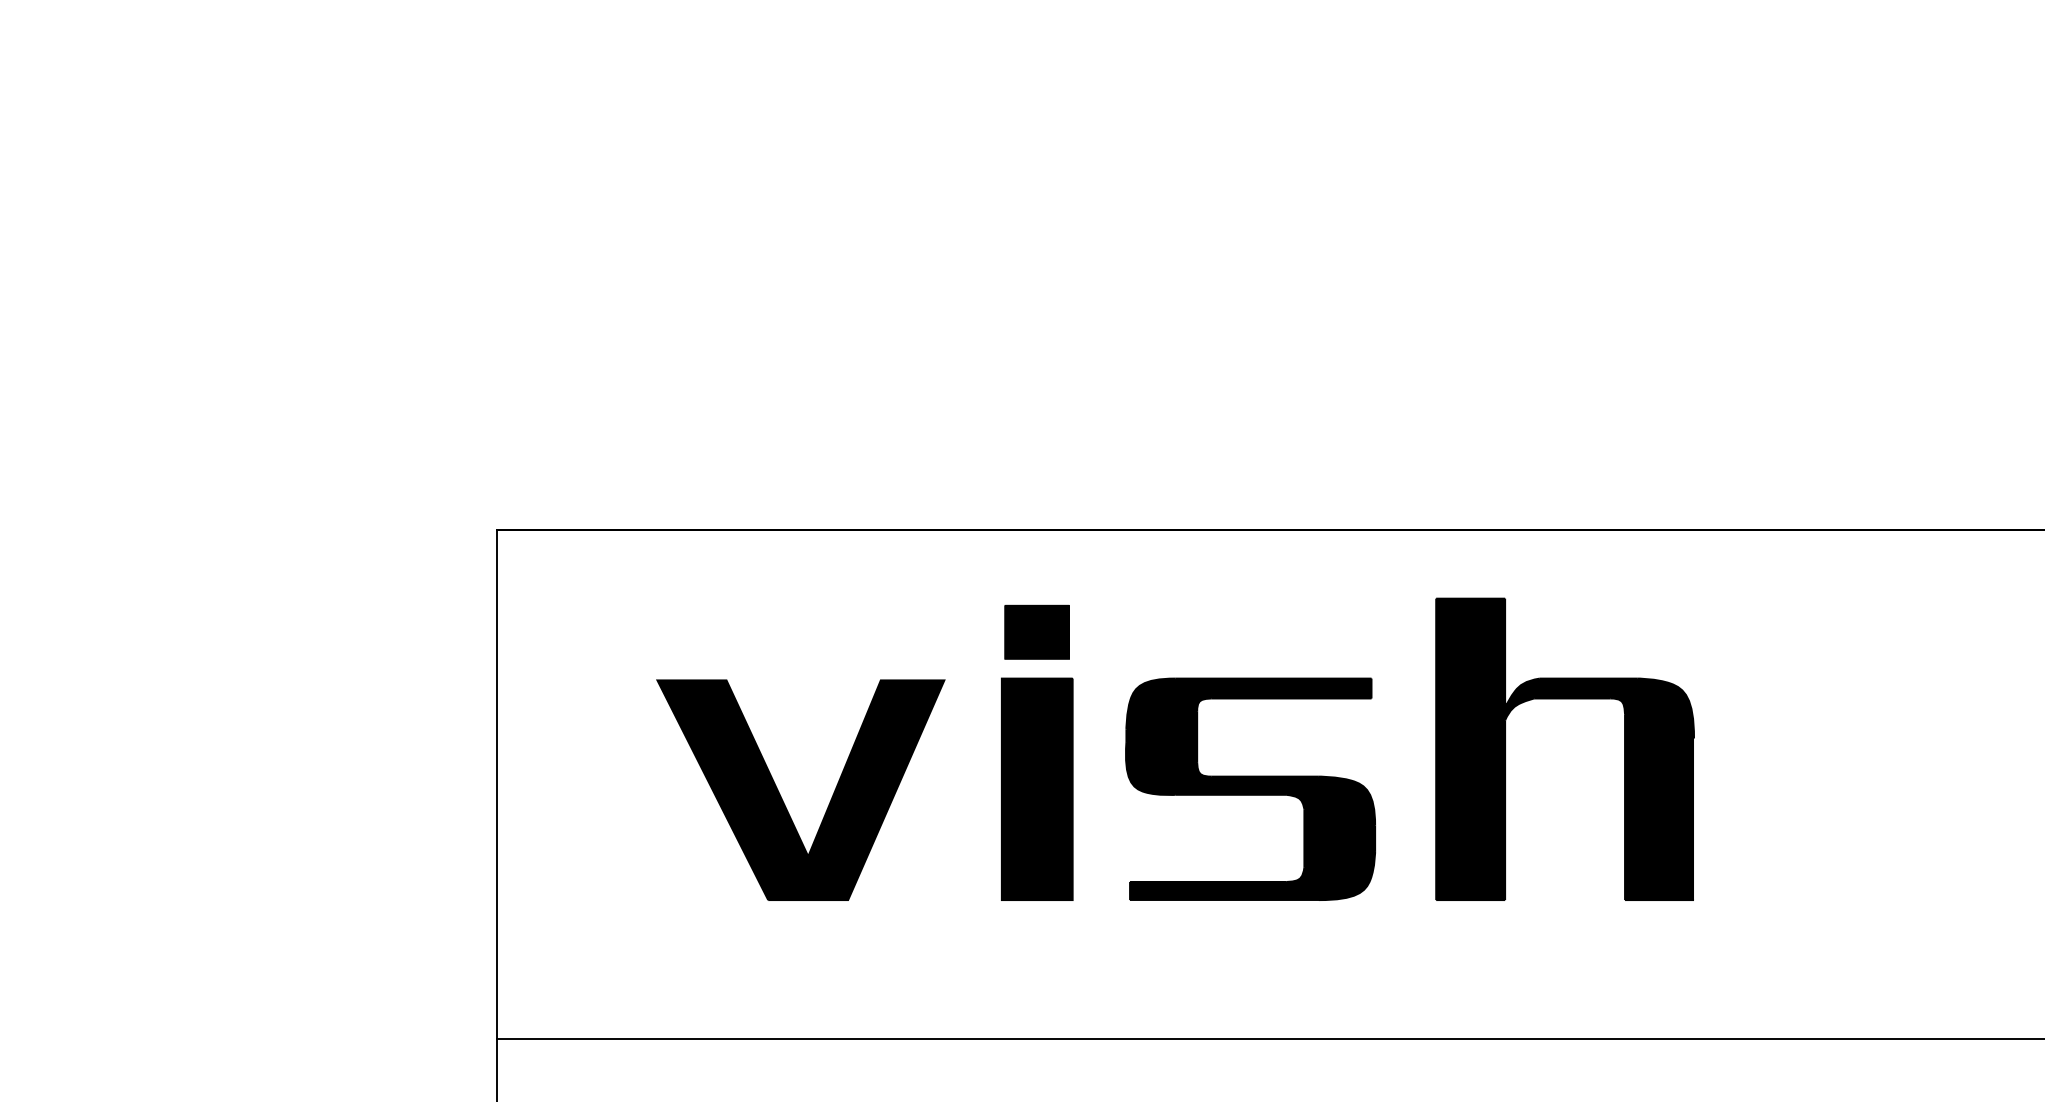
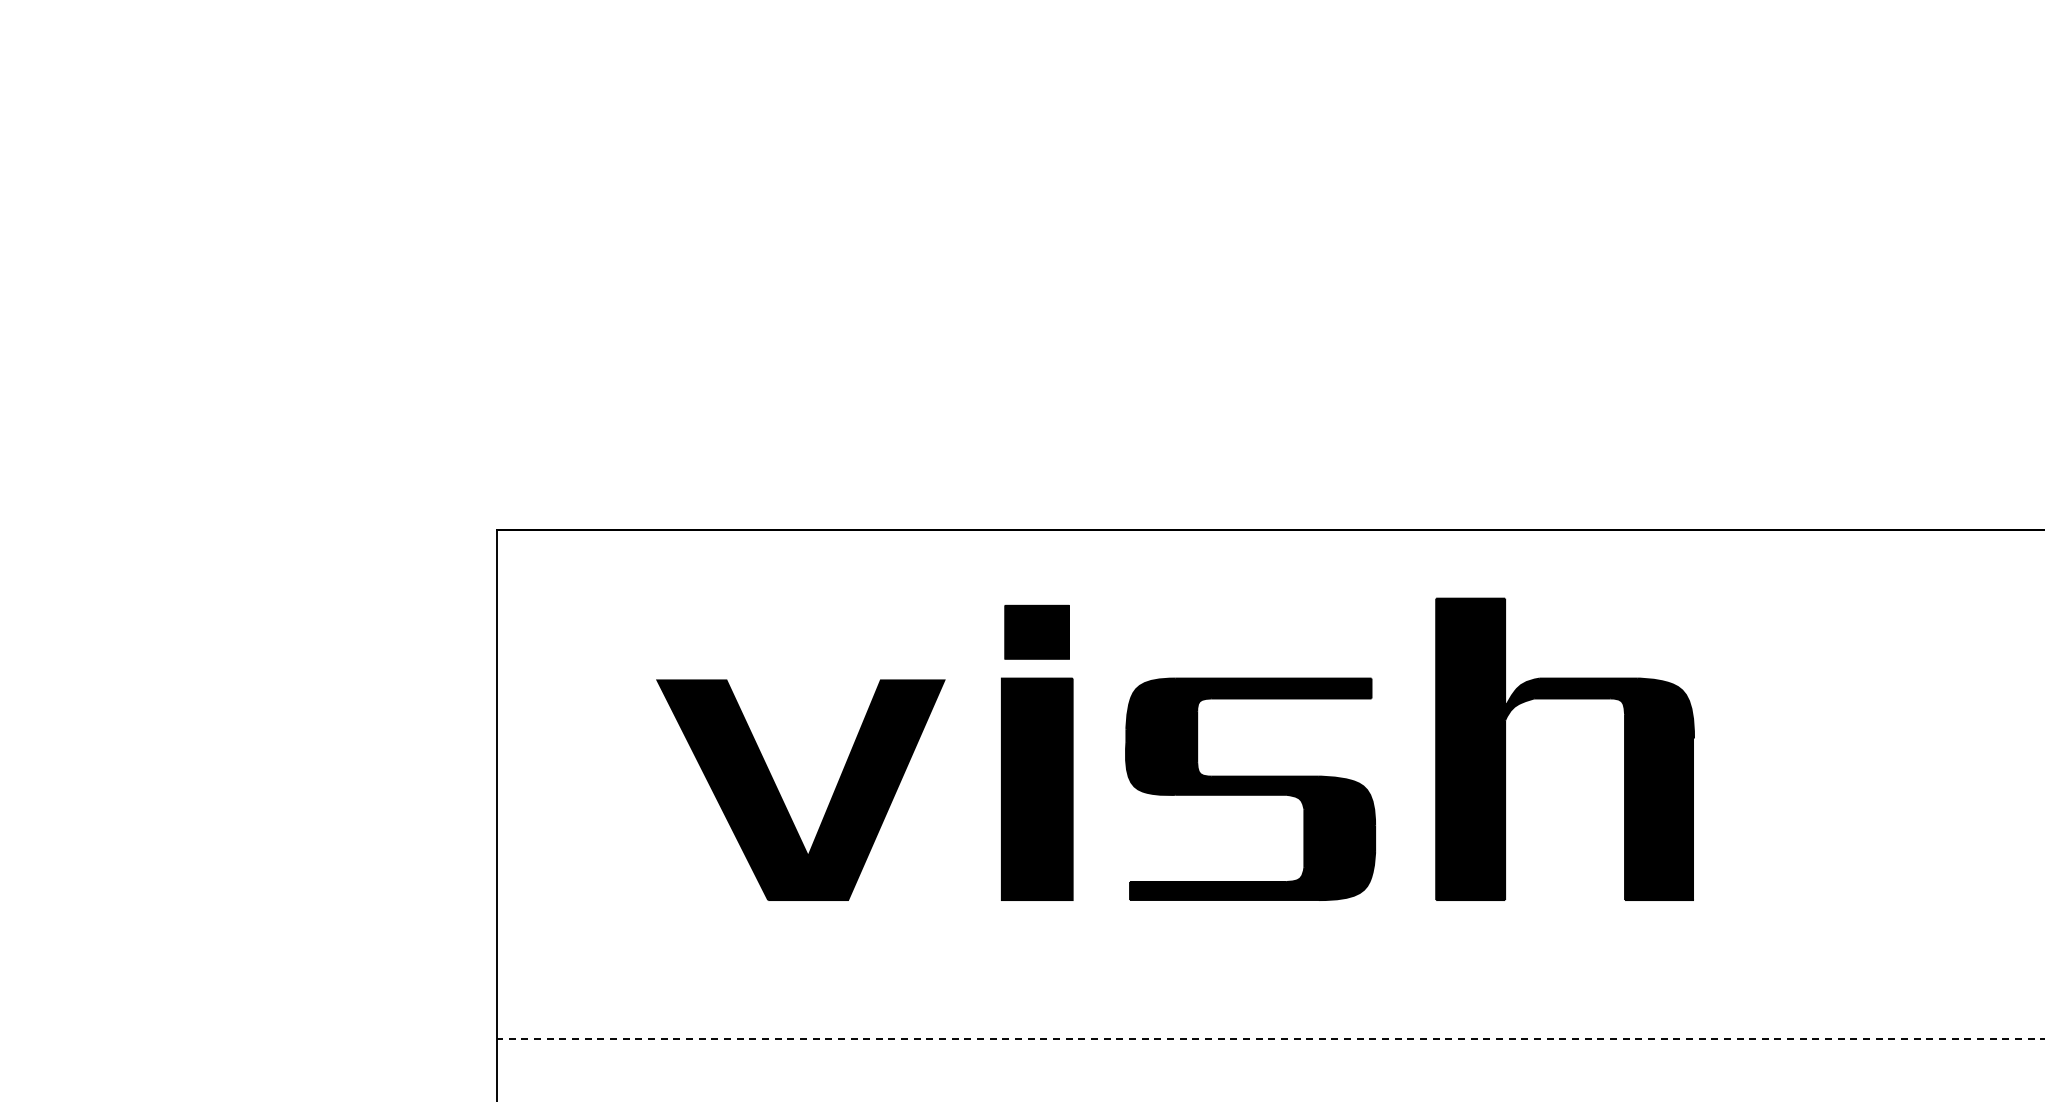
line: solid -> dashed (1270, 1038)
